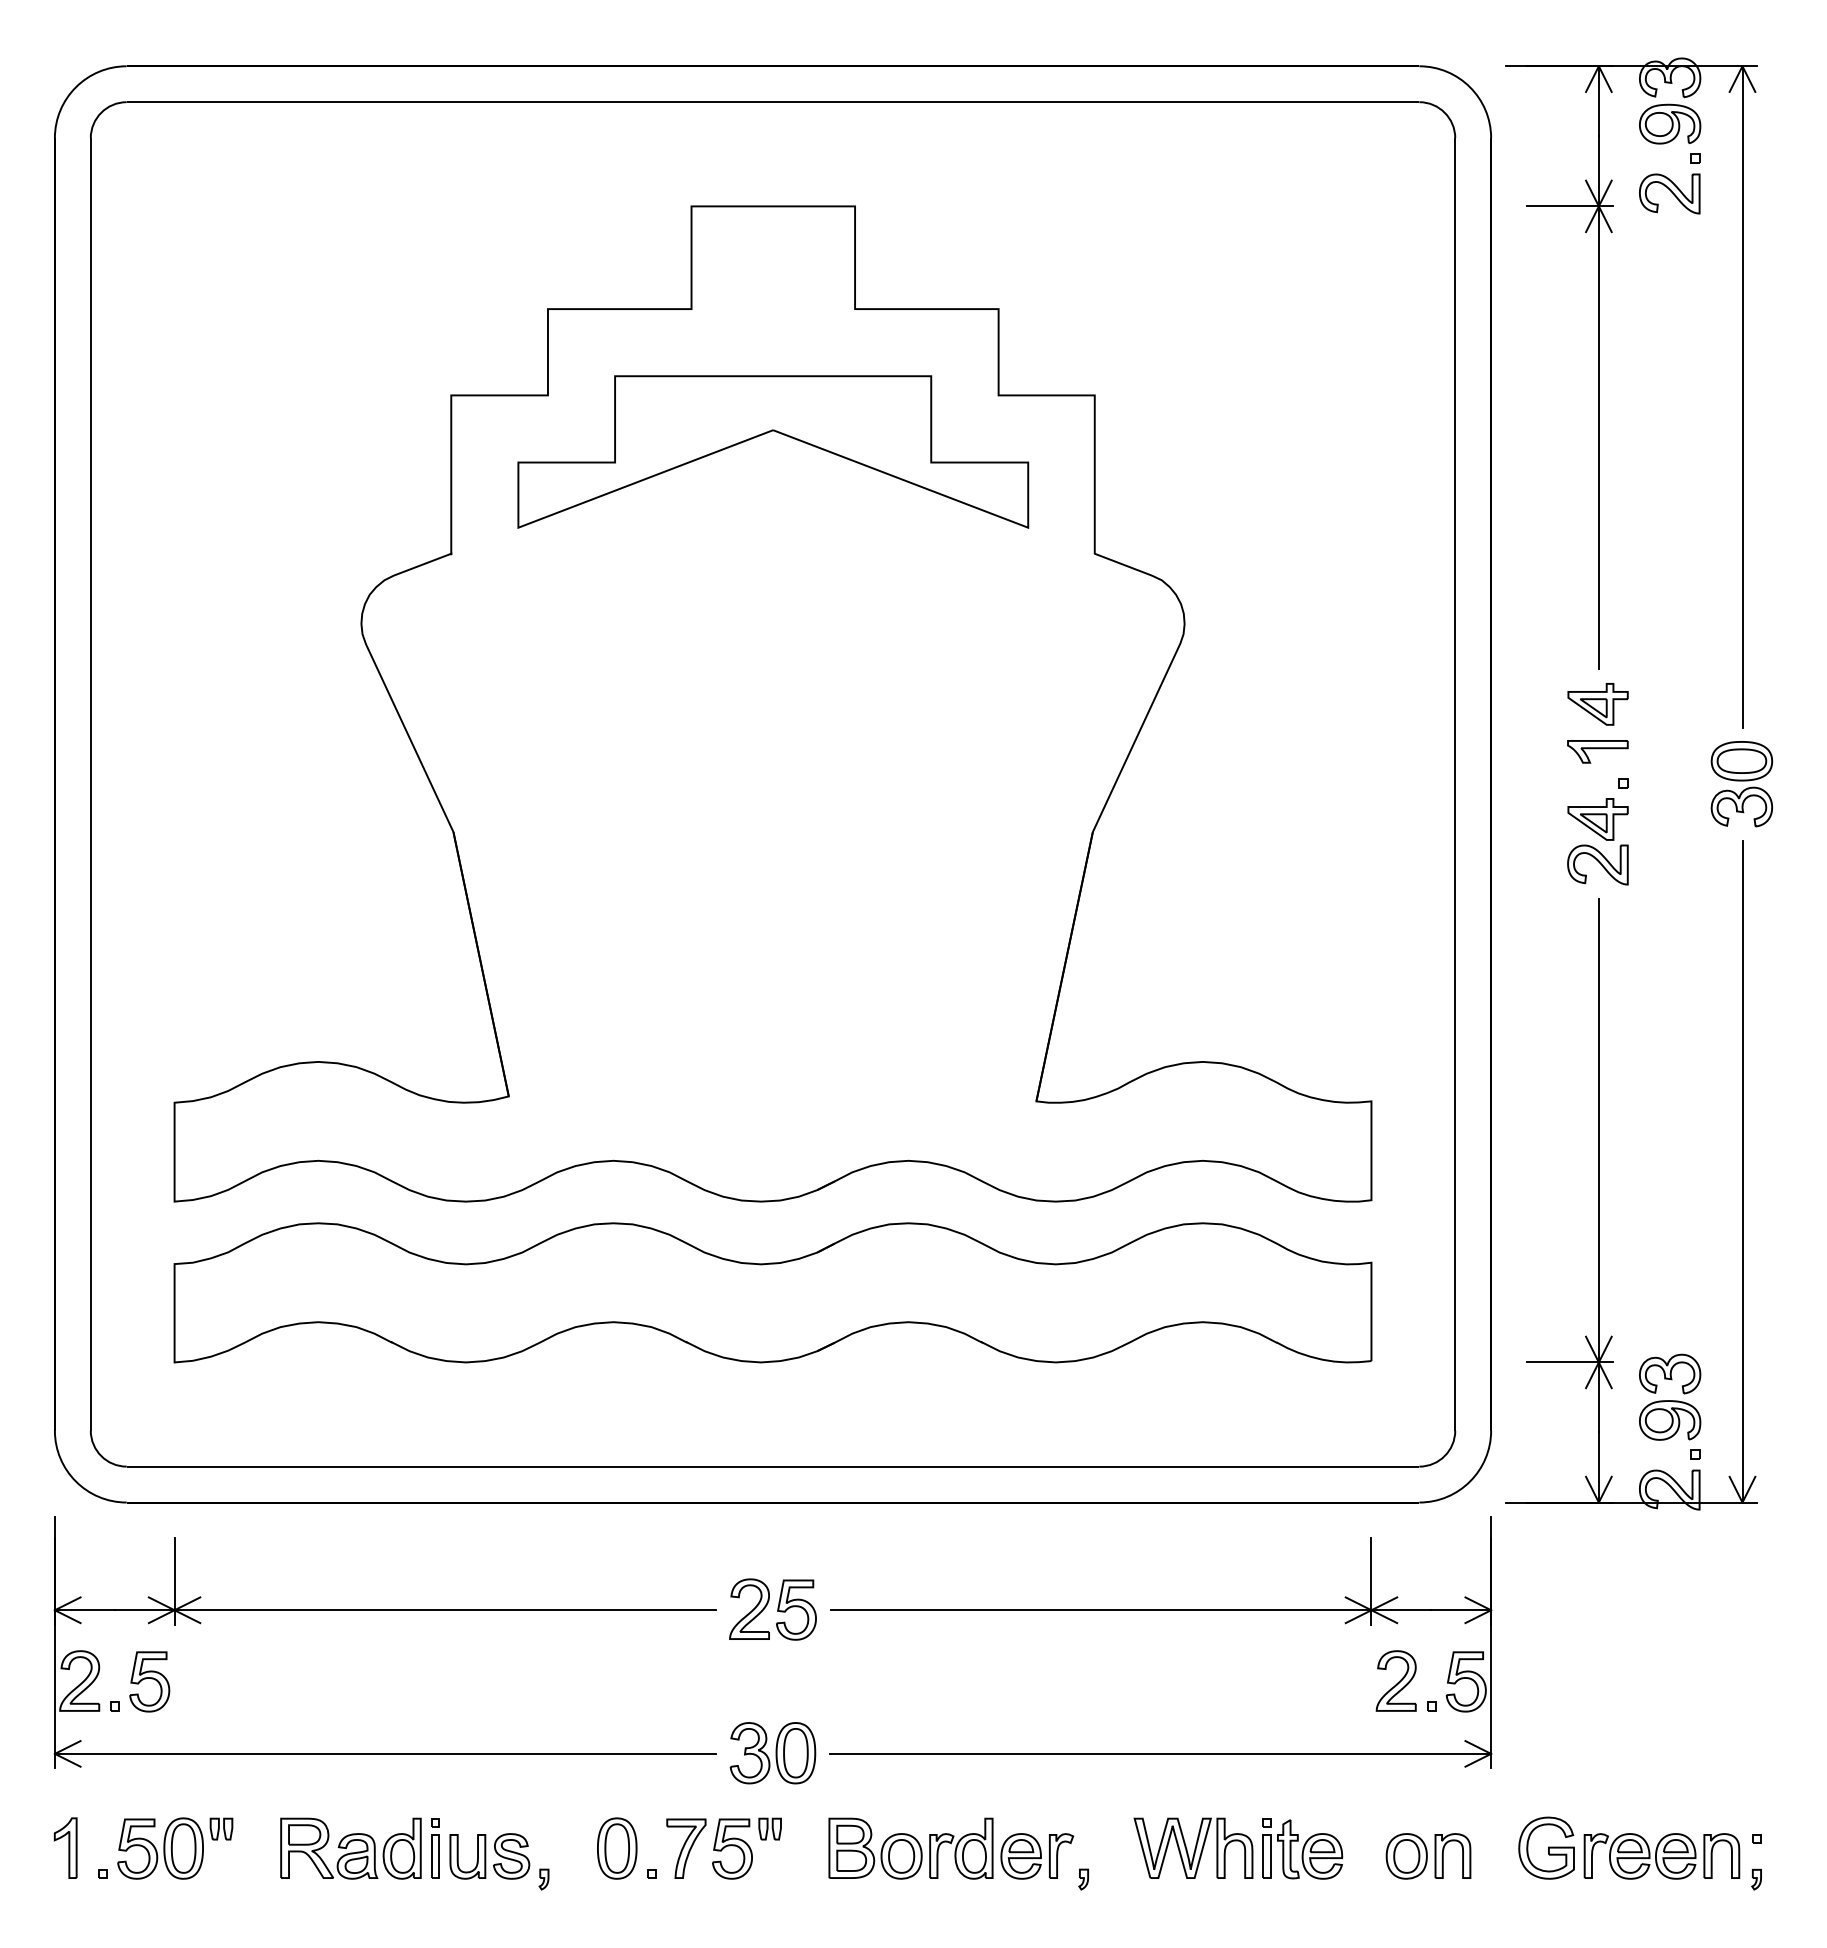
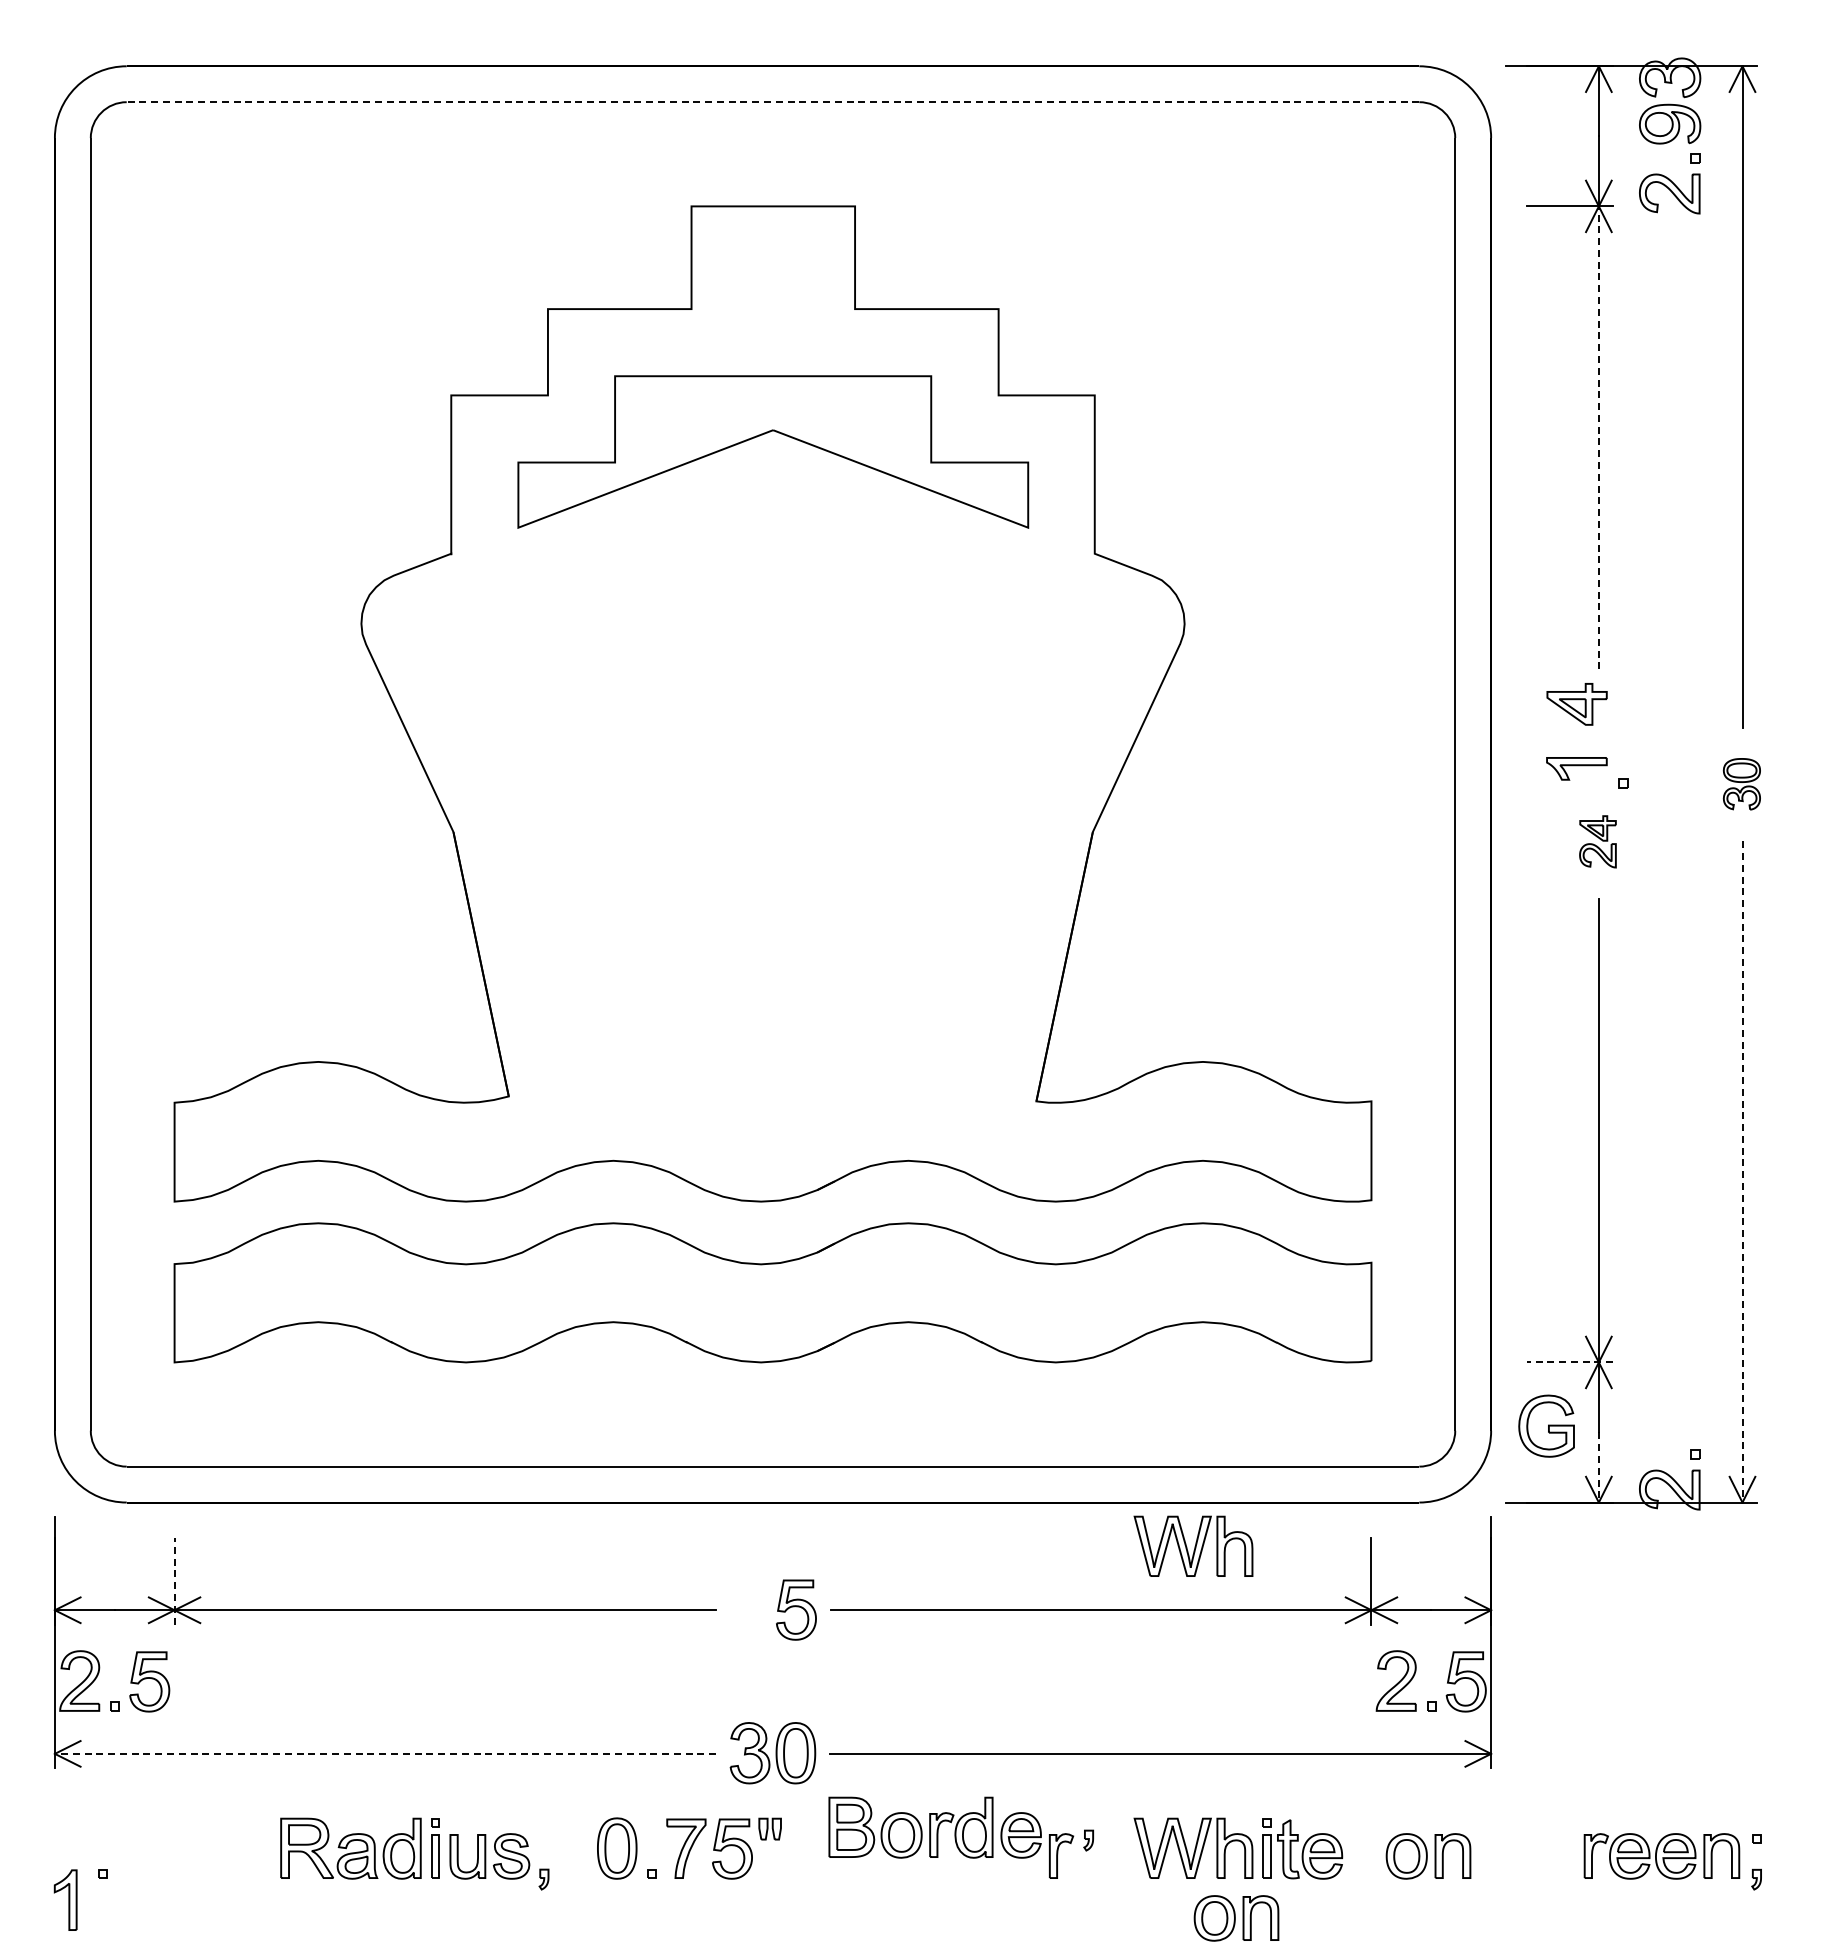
line: solid -> dashed (772, 102)
line: solid -> dashed (1598, 437)
part position: (1597, 704) -> (1576, 704) (1576, 704)
part position: (1597, 751) -> (1576, 768) (1576, 768)
part size: 64x87 px -> 39x53 px (1741, 784)
part size: 62x88 px -> 38x54 px (1597, 841)
line: solid -> dashed (1742, 1171)
line: solid -> dashed (1569, 1362)
part: present -> none (1670, 1396)
line: solid -> dashed (1598, 1468)
part: none -> present (1193, 1545)
line: solid -> dashed (174, 1581)
part: present -> none (749, 1608)
line: solid -> dashed (385, 1753)
part position: (65, 1847) -> (65, 1899) (65, 1899)
part position: (1546, 1847) -> (1546, 1425) (1546, 1425)
part: present -> none (175, 1848)
part position: (934, 1848) -> (934, 1827) (934, 1827)
part position: (1083, 1879) -> (1088, 1840) (1088, 1840)
part: none -> present (1236, 1918)
